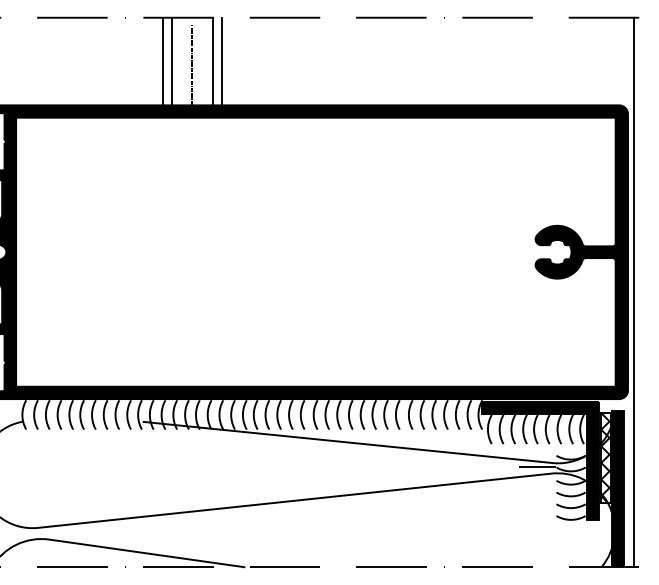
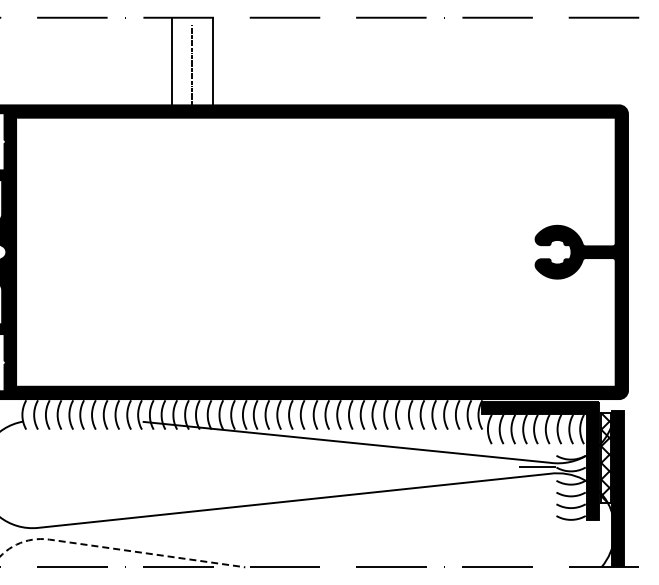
line: present -> none (162, 61)
line: present -> none (221, 61)
line: present -> none (633, 292)
line: solid -> dashed (115, 548)
